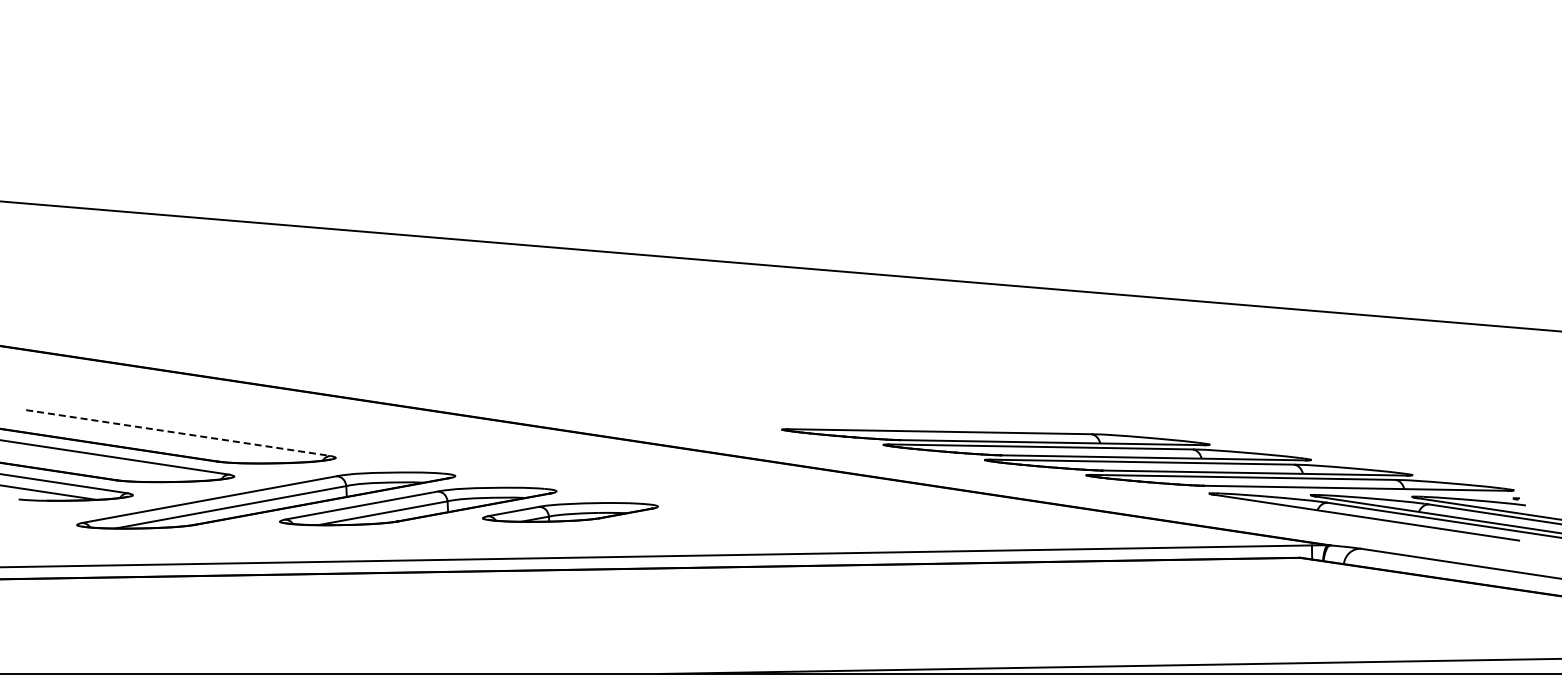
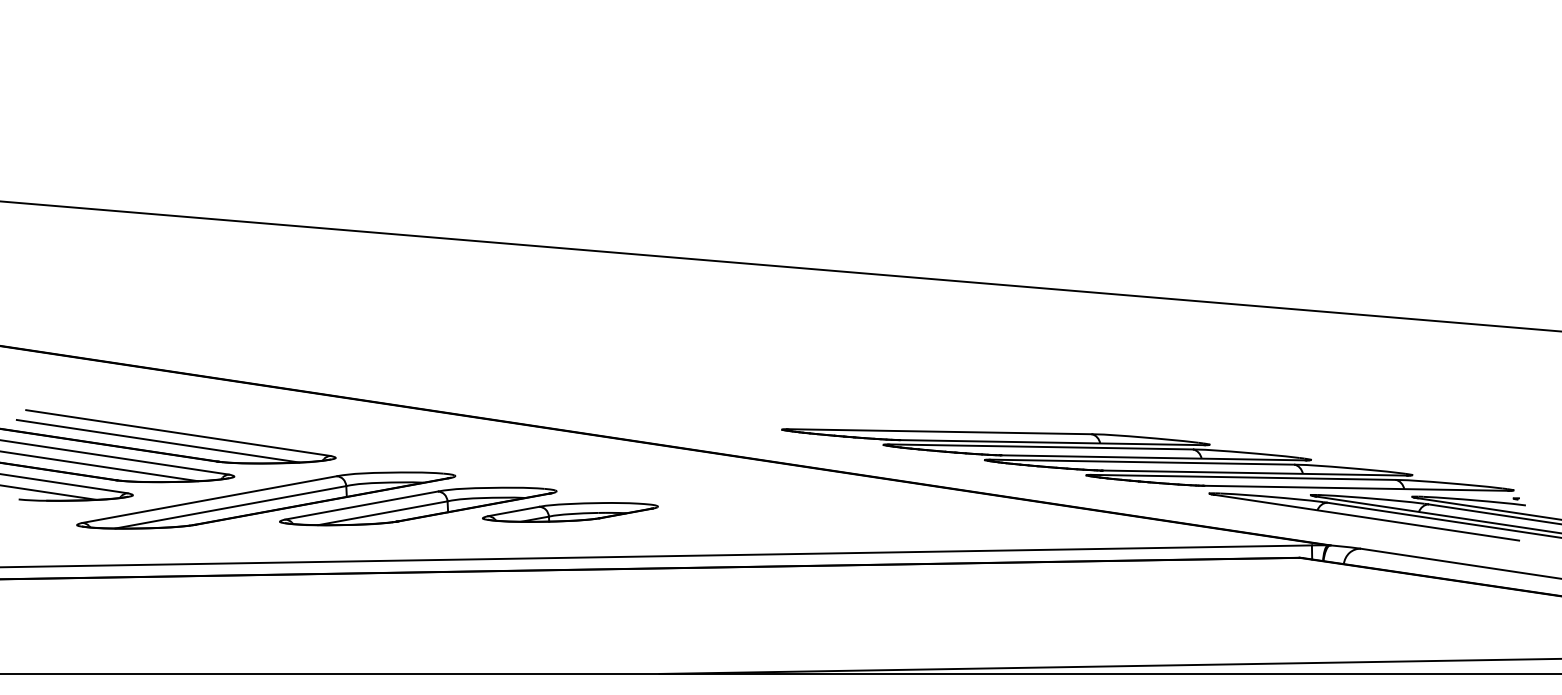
line: dashed -> solid (178, 433)
line: none -> present (157, 440)
line: none -> present (99, 466)
